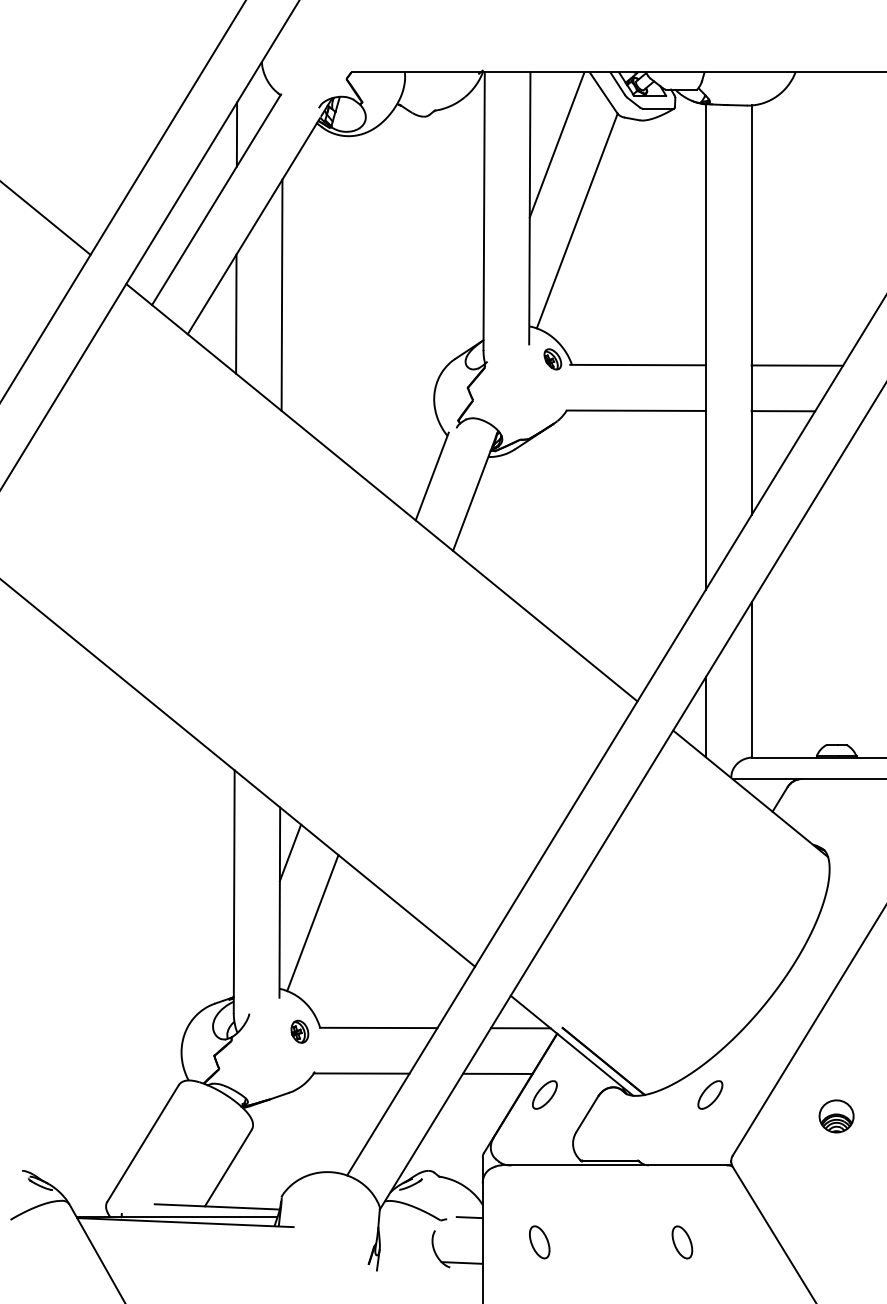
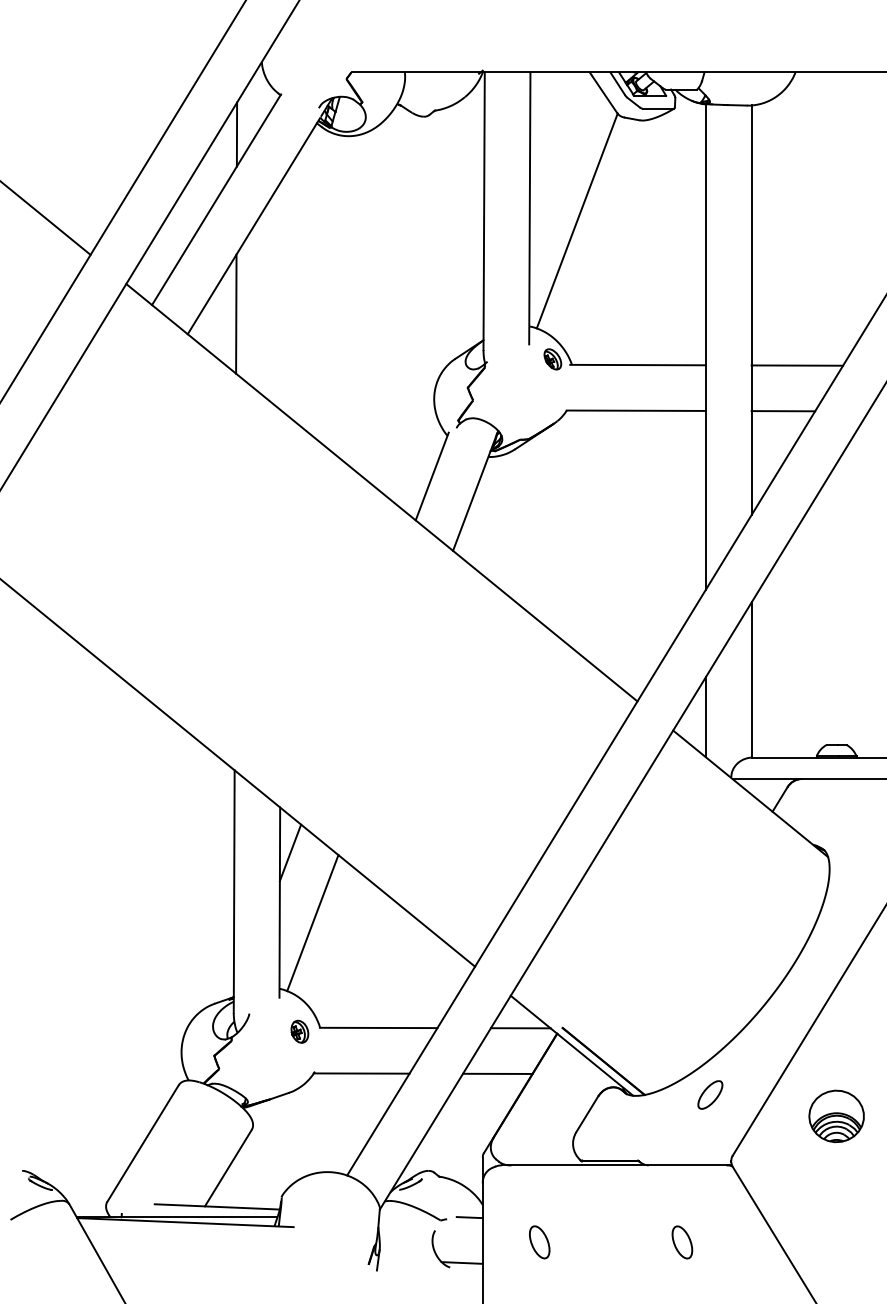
line: present -> none (556, 144)
line: present -> none (281, 294)
part: present -> none (544, 1094)
part size: 37x35 px -> 57x54 px (836, 1115)
